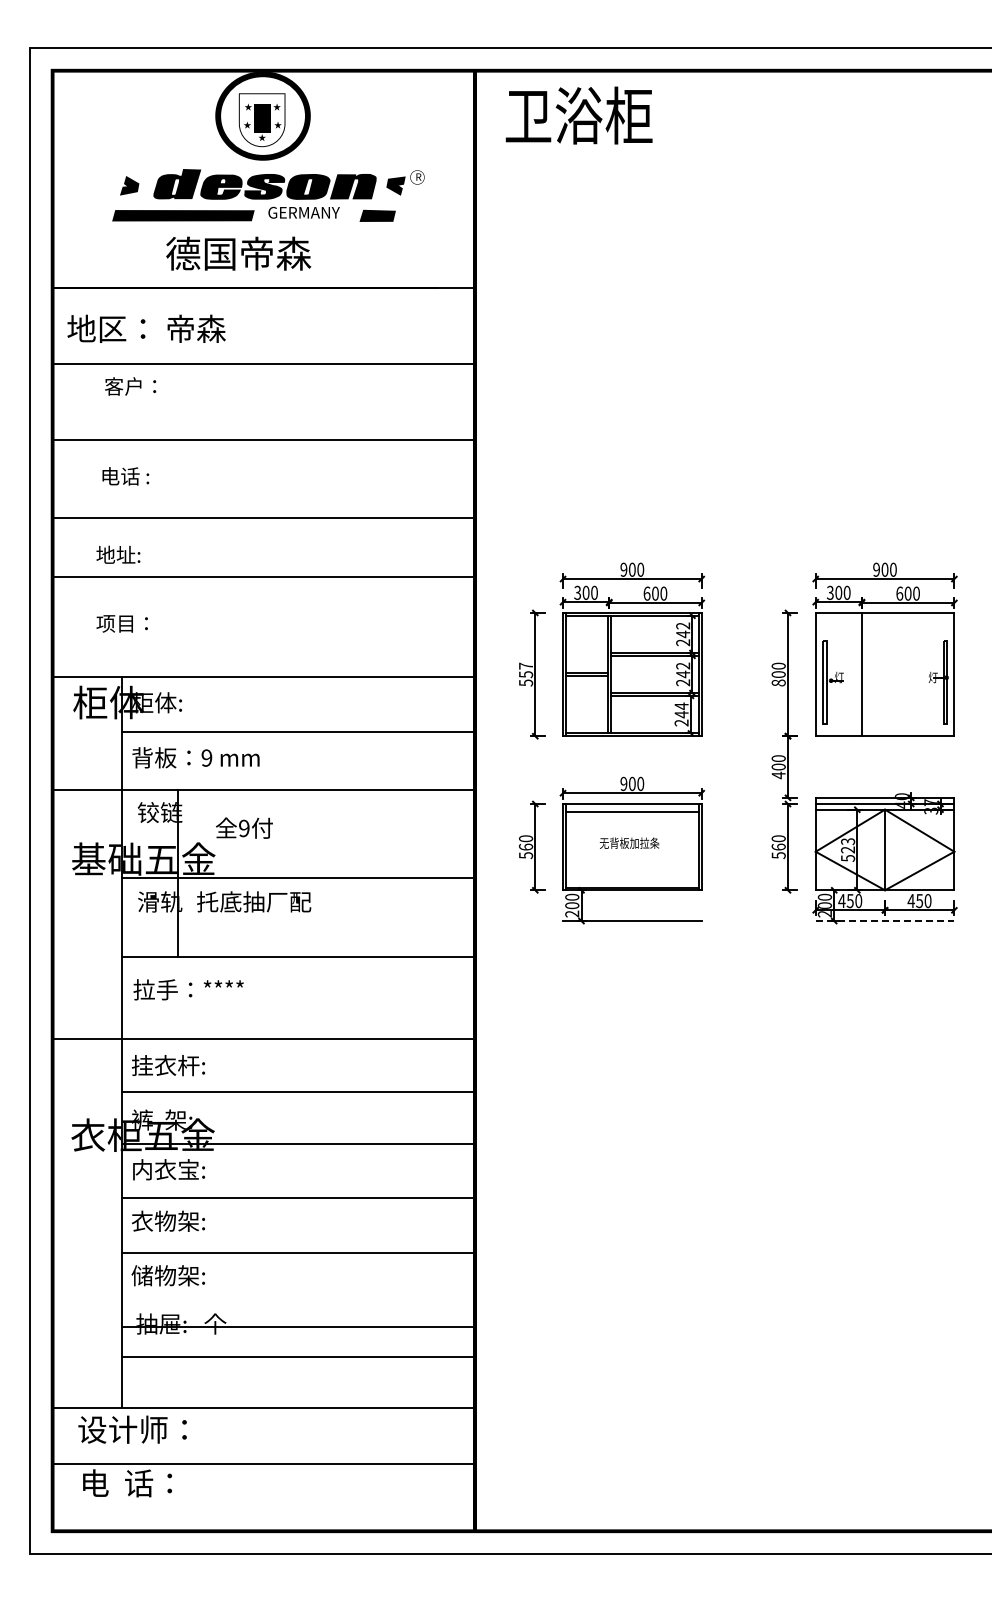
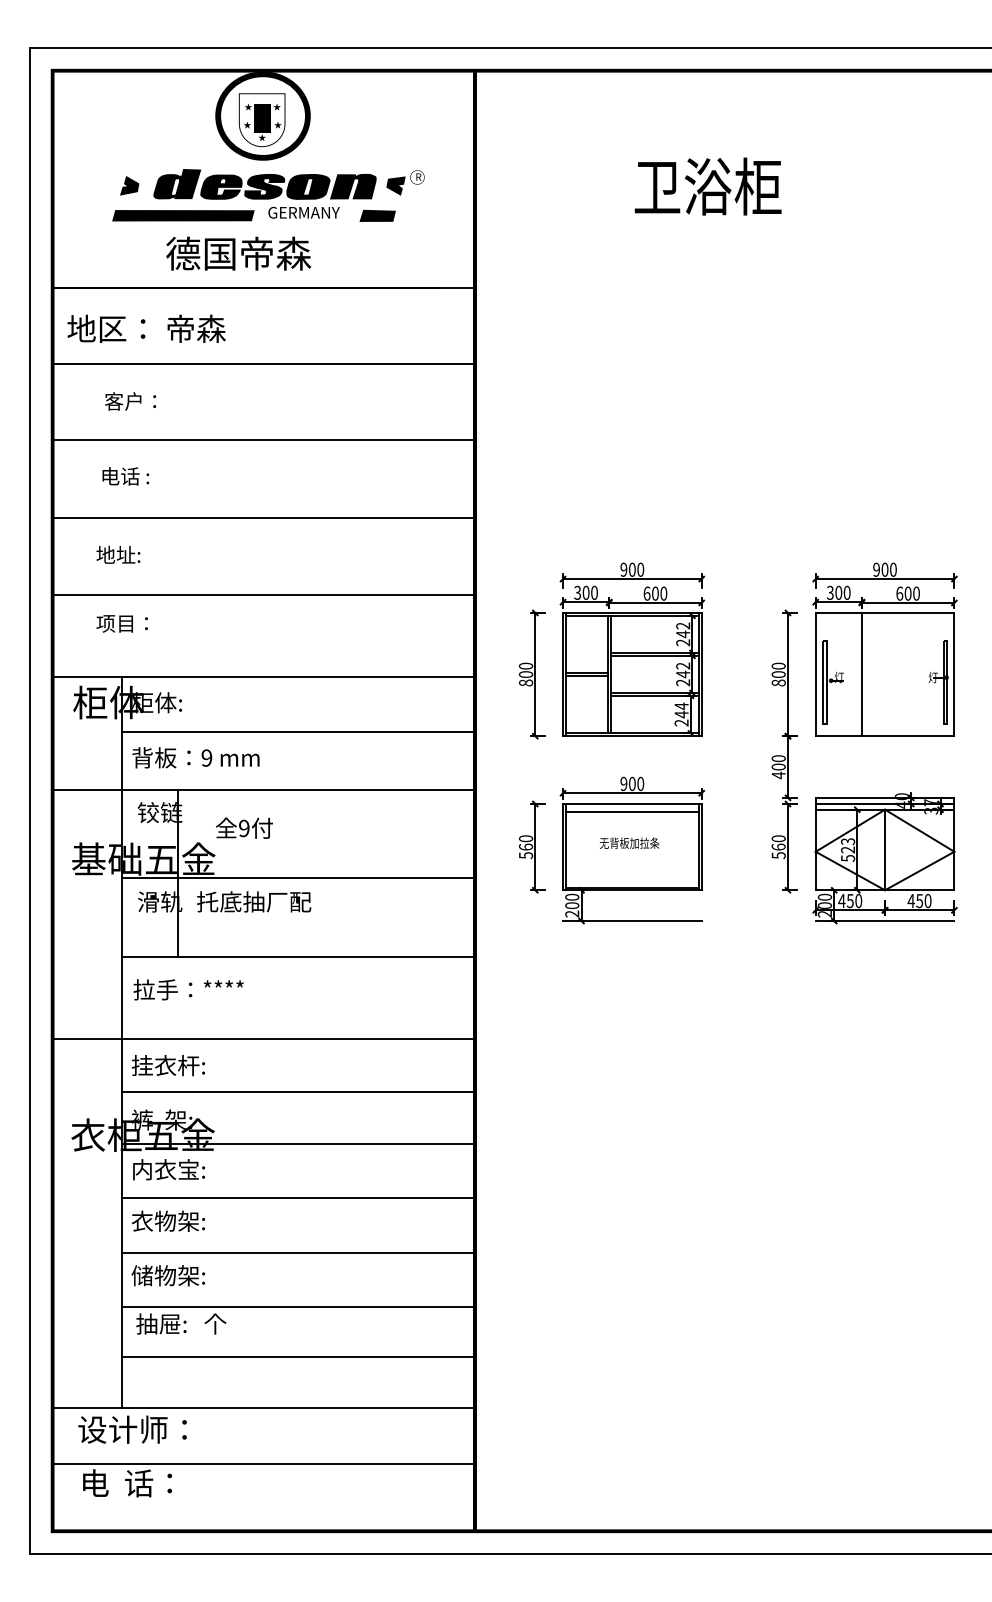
text position: (578, 115) -> (707, 186) (707, 186)
text position: (130, 386) -> (130, 401) (130, 401)
line position: (263, 577) -> (263, 595) (263, 595)
text: 557 -> 800 (526, 674)
line: dashed -> solid (885, 921)
line position: (298, 1327) -> (298, 1307) (298, 1307)
